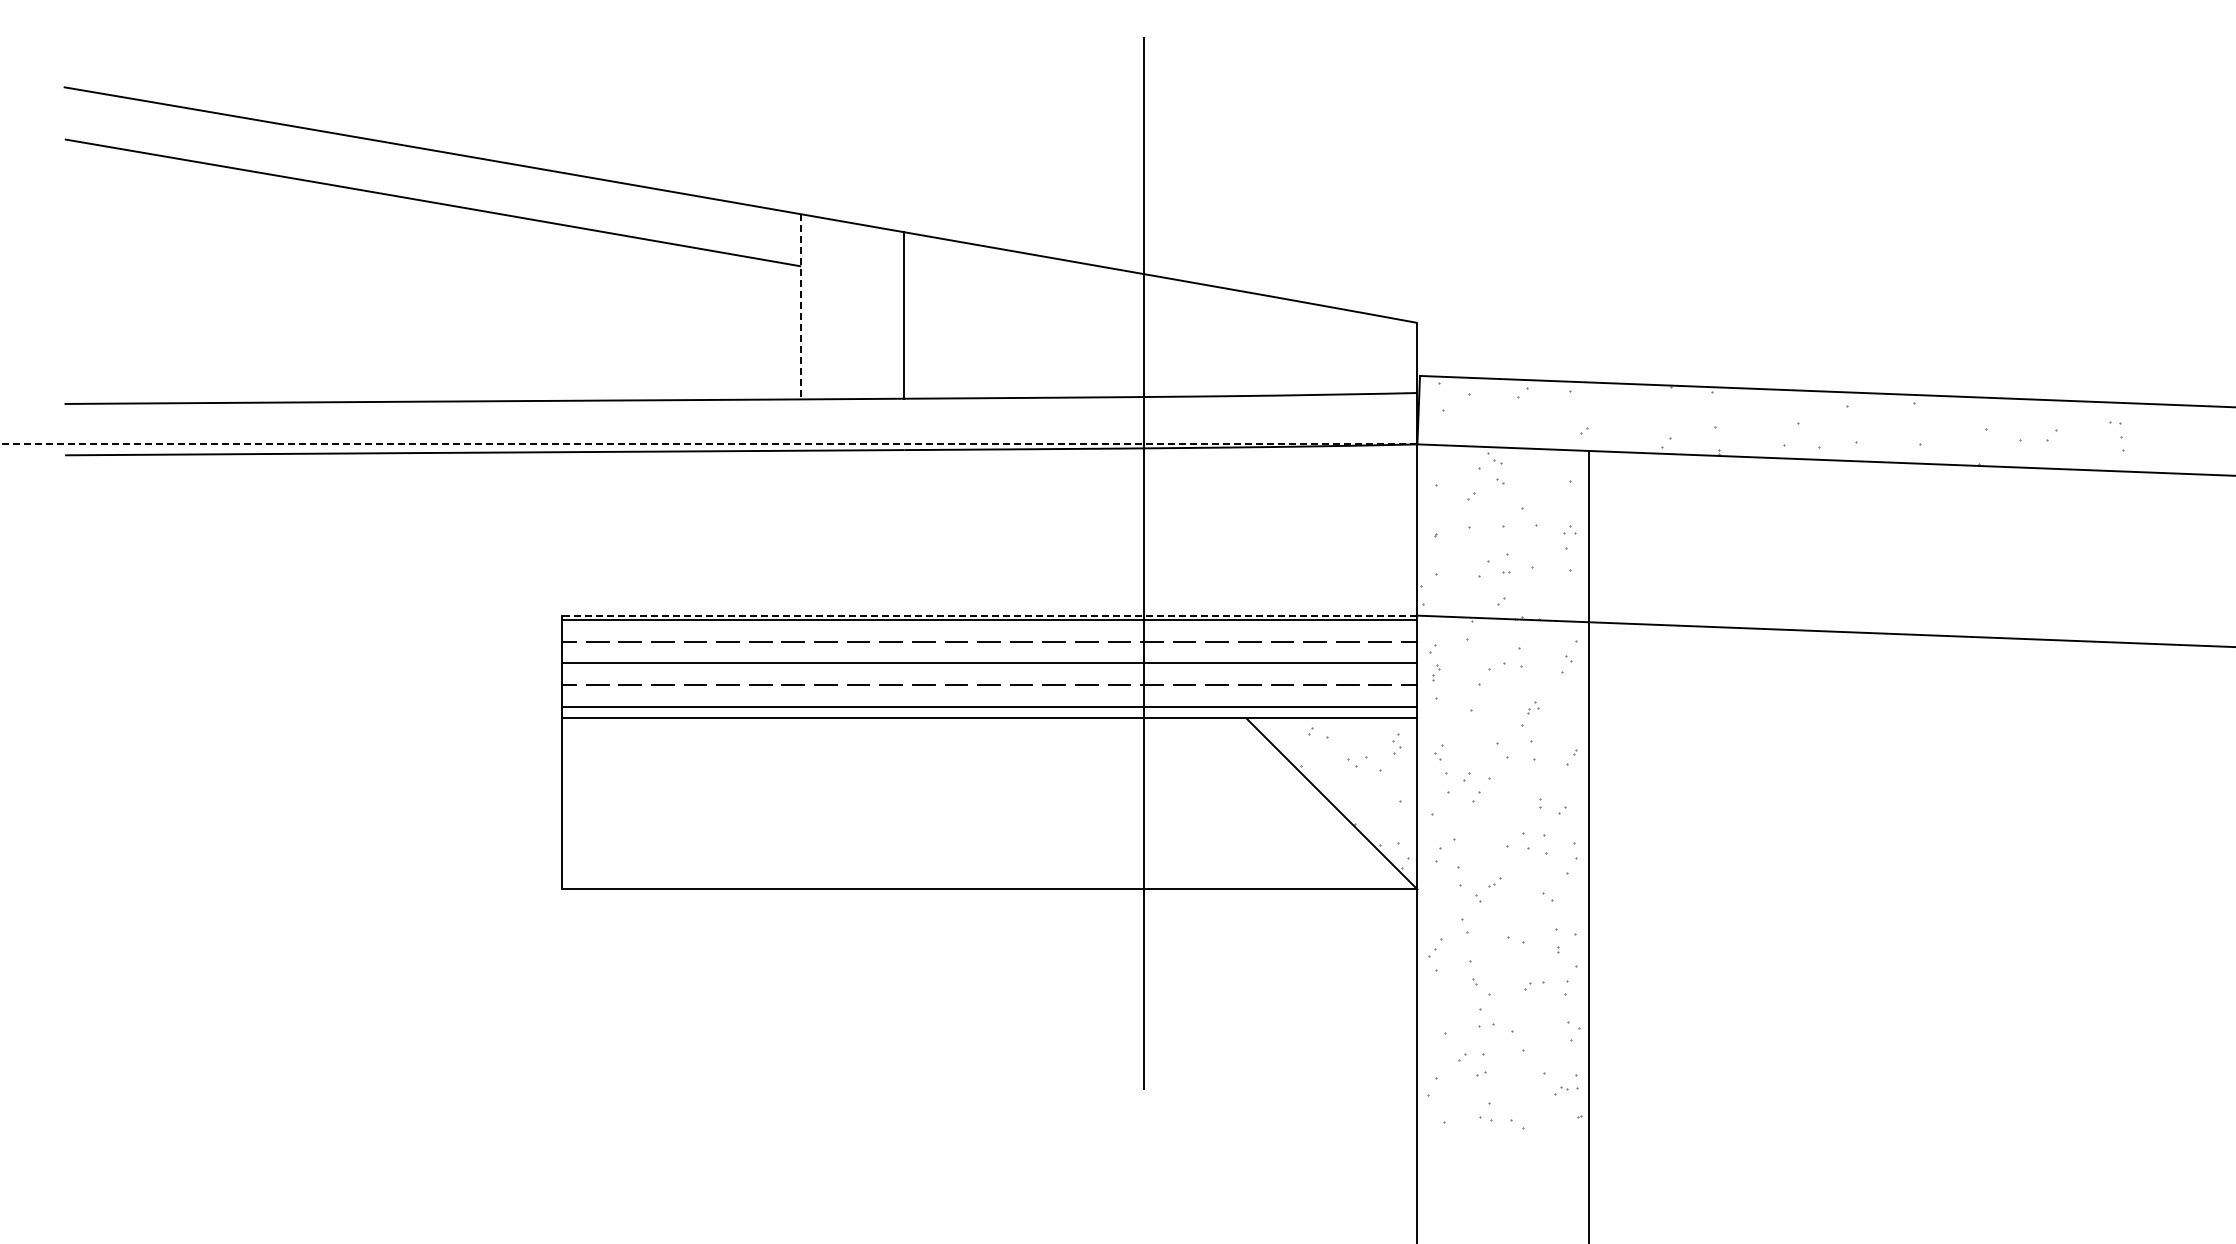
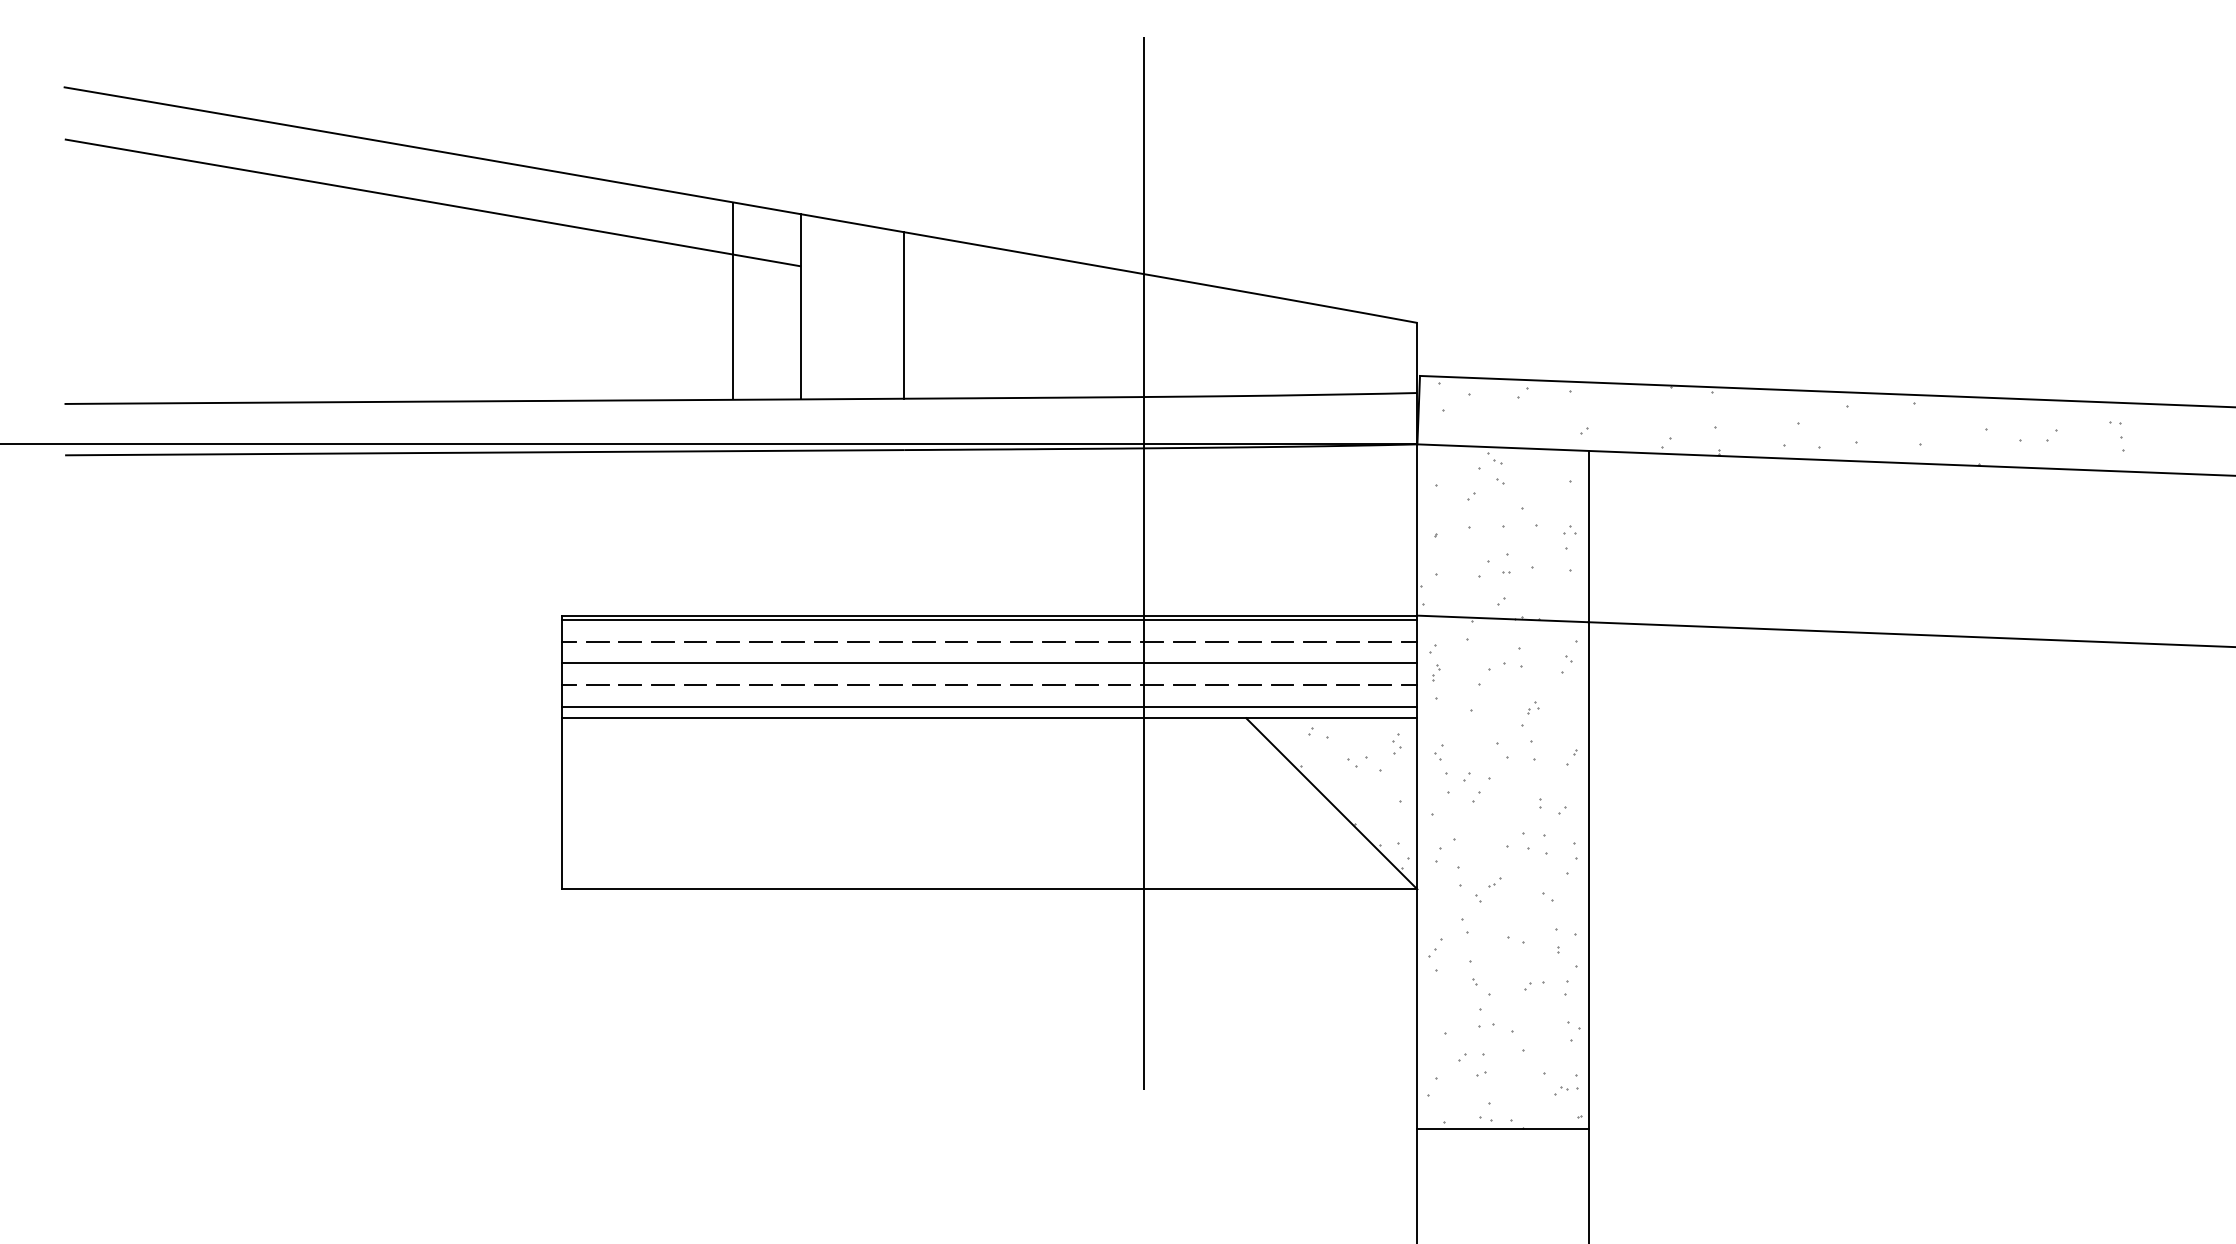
line: none -> present (732, 300)
line: dashed -> solid (801, 306)
line: dashed -> solid (708, 444)
line: dashed -> solid (989, 615)
line: none -> present (1502, 1128)
